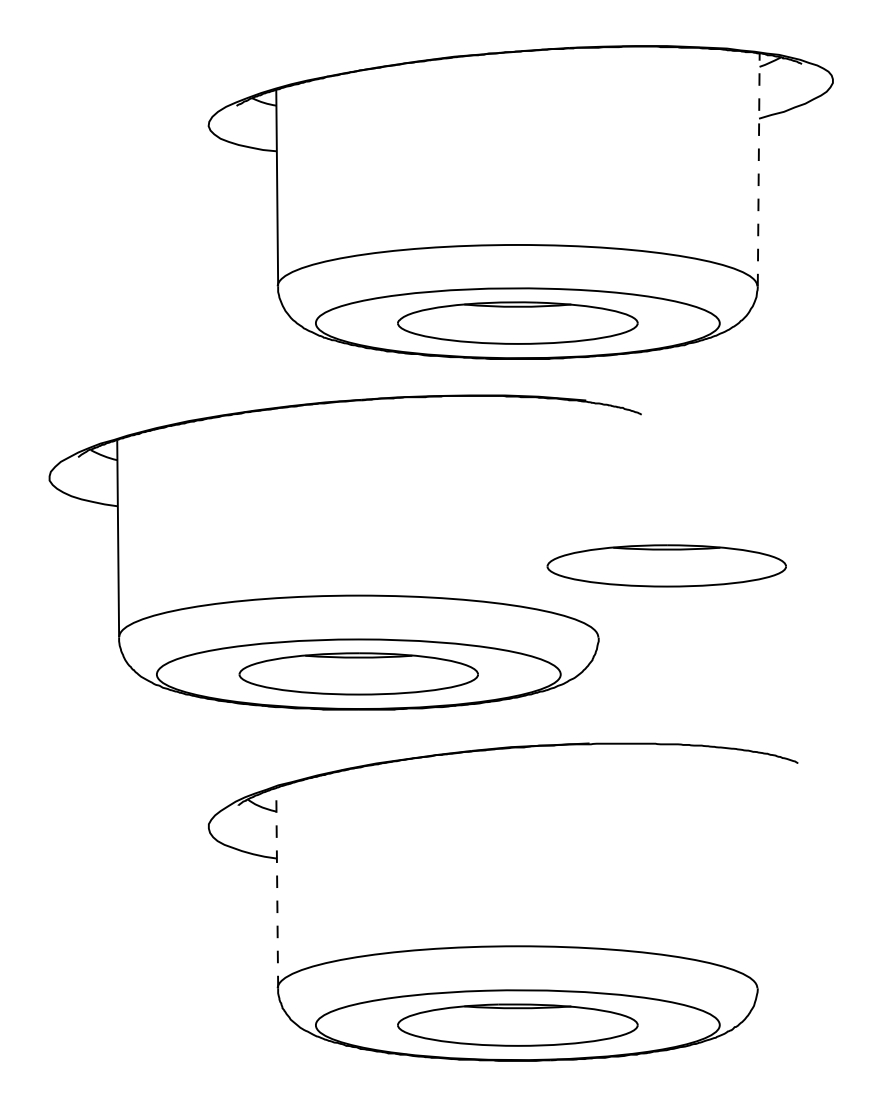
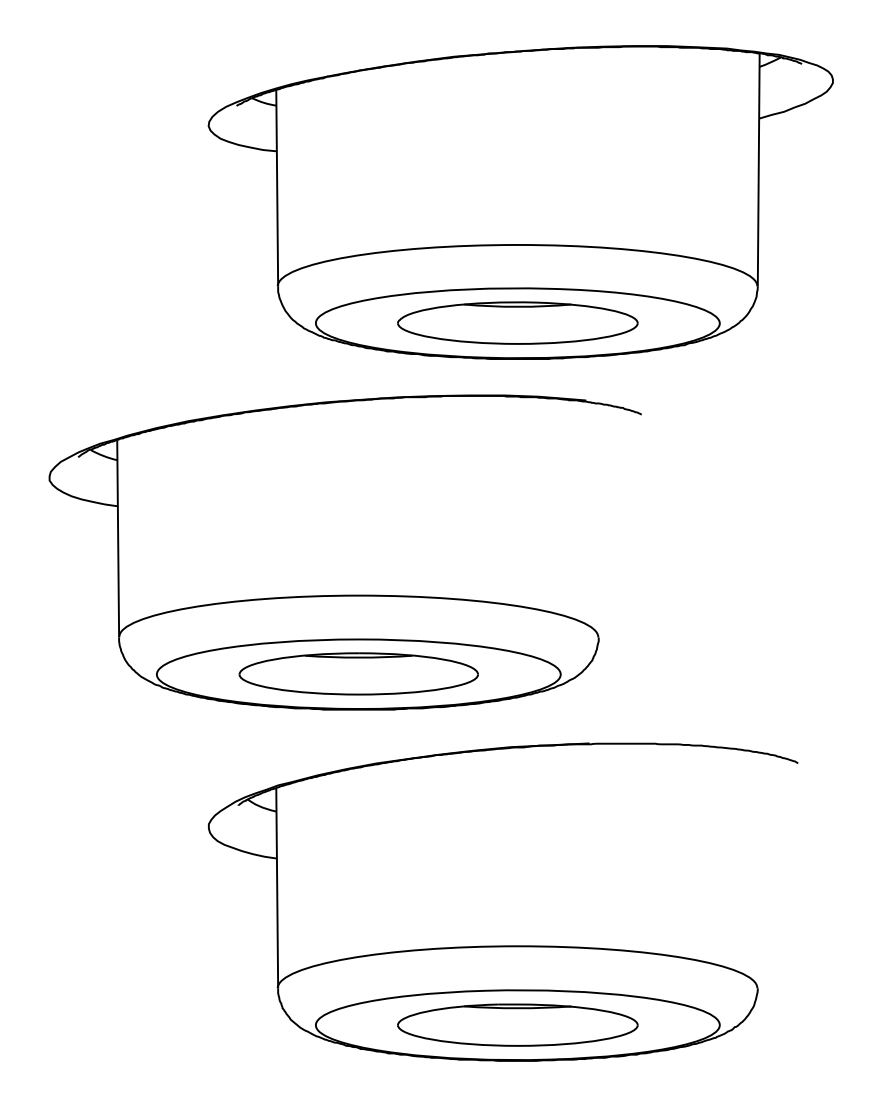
line: dashed -> solid (758, 169)
part: present -> none (666, 565)
line: dashed -> solid (277, 887)
